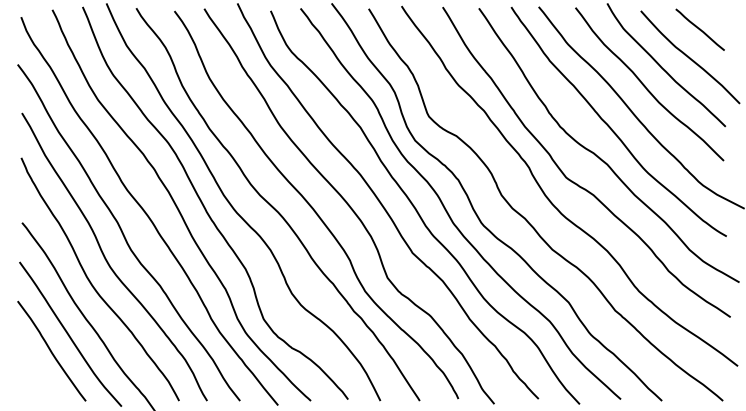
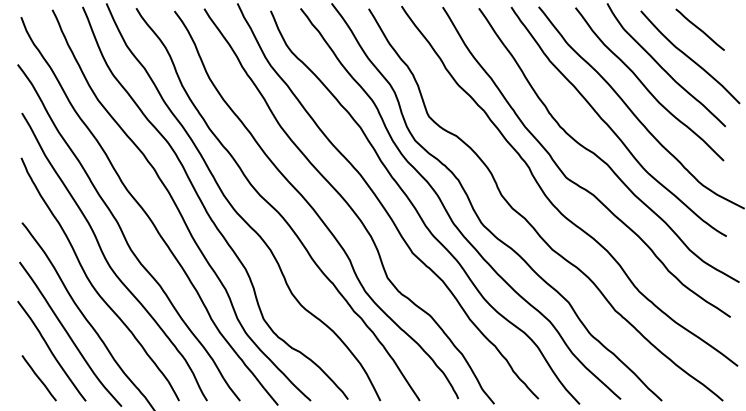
line: none -> present (38, 378)
